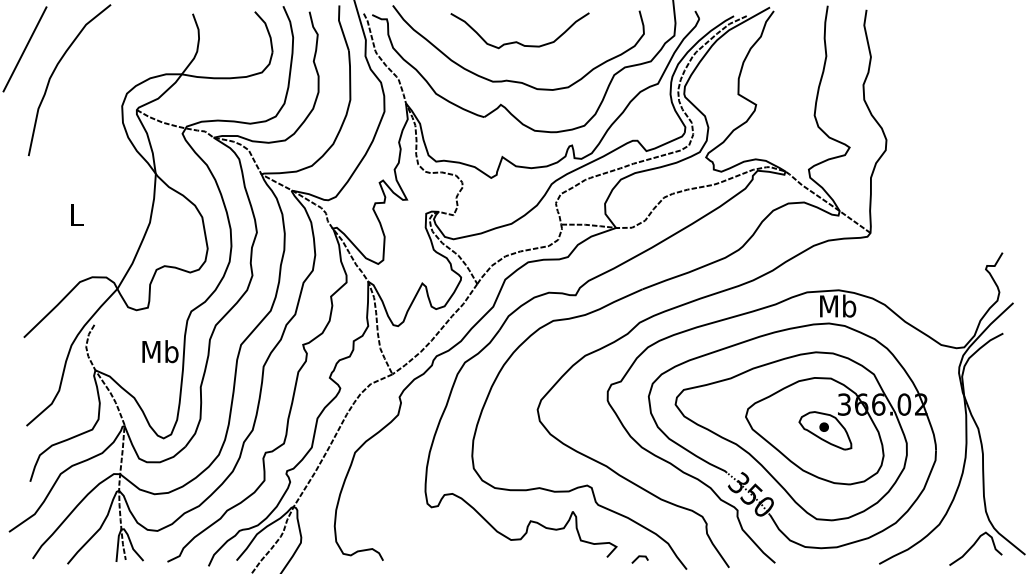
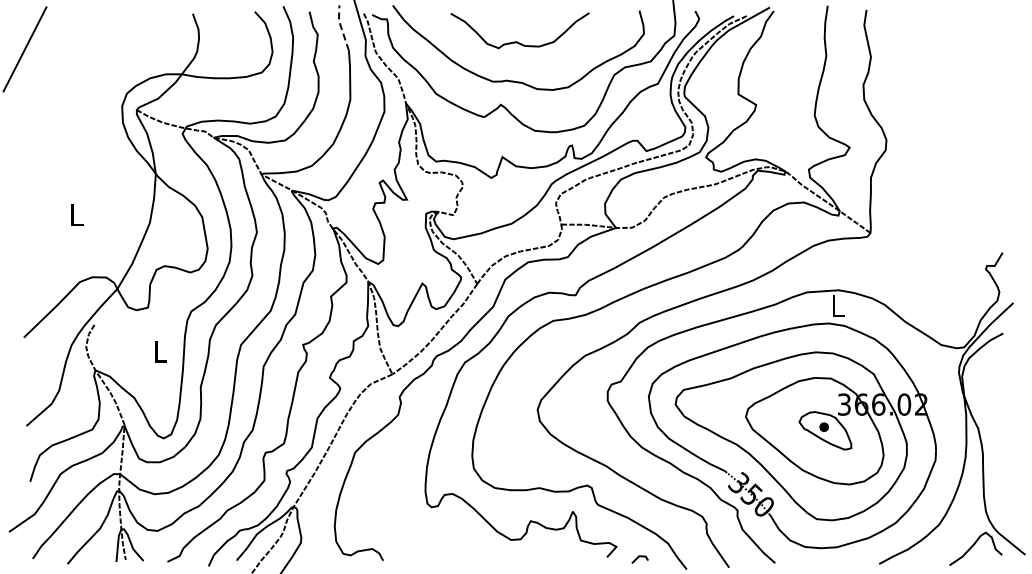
line: solid -> dashed (341, 27)
curve: present -> none (54, 72)
text: Mb -> L (838, 305)
text: Mb -> L (160, 351)
